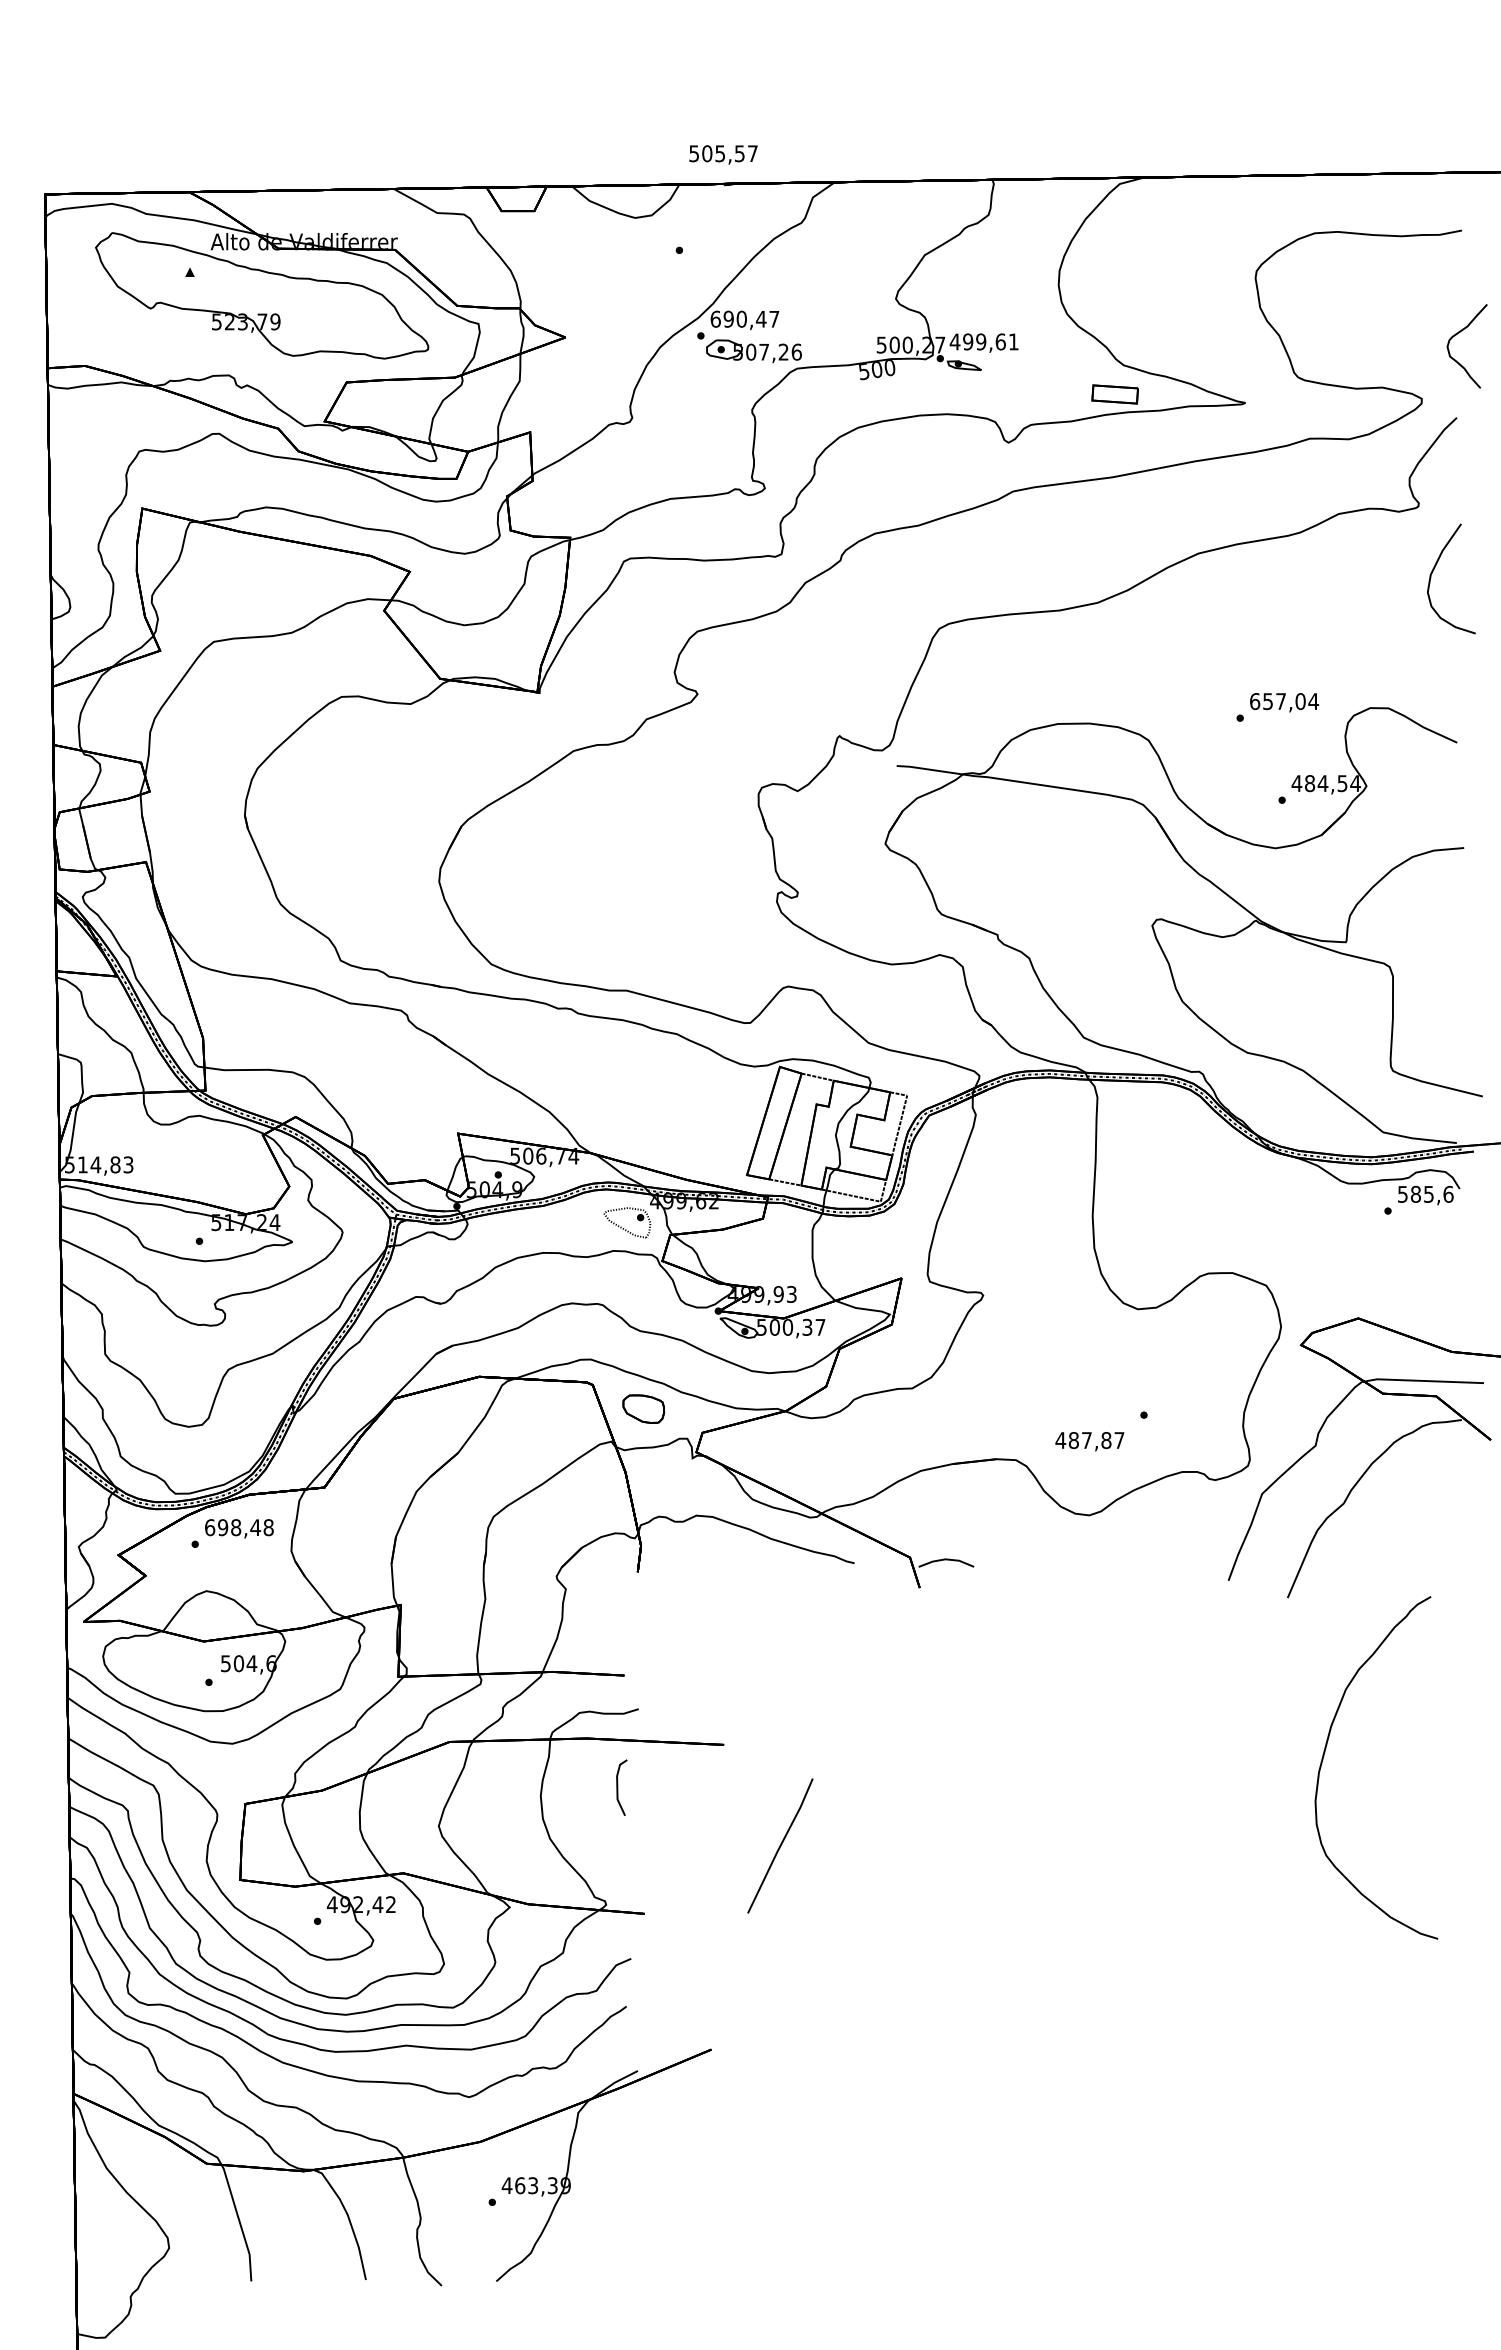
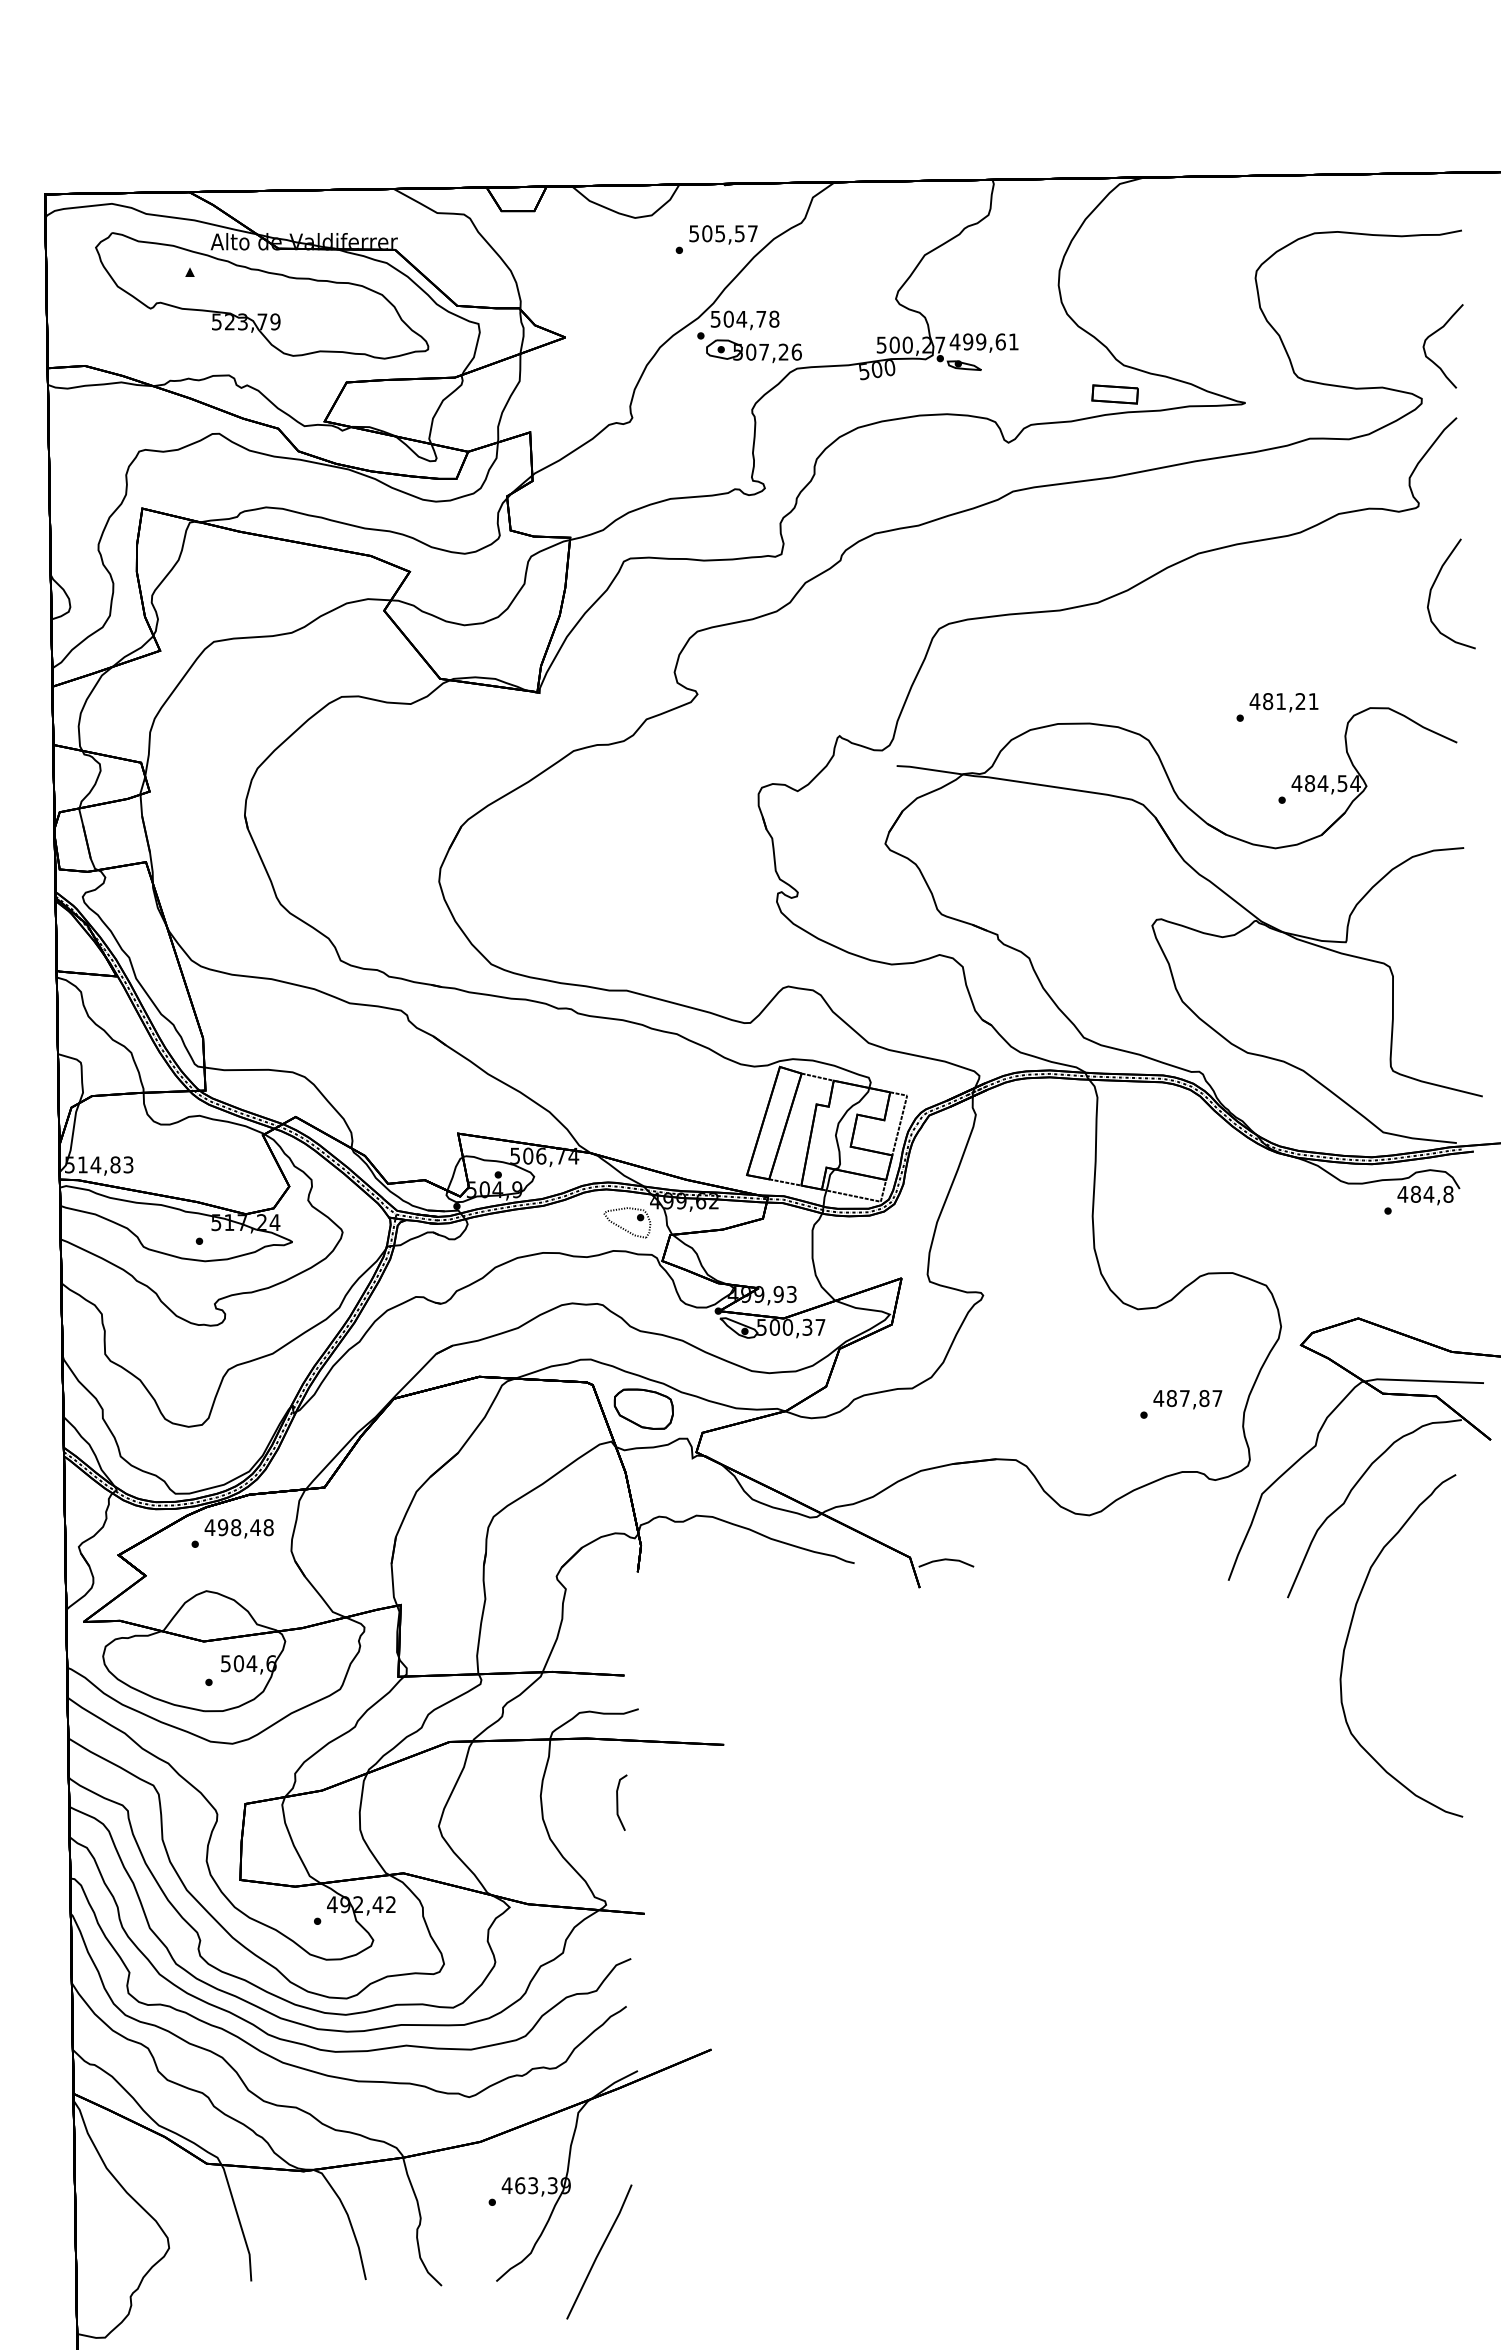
text position: (723, 154) -> (723, 234) (723, 234)
text: 690,47 -> 504,78 (744, 318)
curve position: (1459, 333) -> (1435, 333) (1435, 333)
curve position: (1434, 569) -> (1434, 584) (1434, 584)
text: 657,04 -> 481,21 (1284, 701)
text: 585,6 -> 484,8 (1425, 1193)
part size: 44x30 px -> 61x42 px (643, 1408)
text position: (1089, 1441) -> (1187, 1399) (1187, 1399)
text: 698,48 -> 498,48 (209, 1527)
curve position: (1324, 1756) -> (1349, 1634) (1349, 1634)
line position: (618, 1787) -> (618, 1802) (618, 1802)
line position: (780, 1845) -> (599, 2251) (599, 2251)
